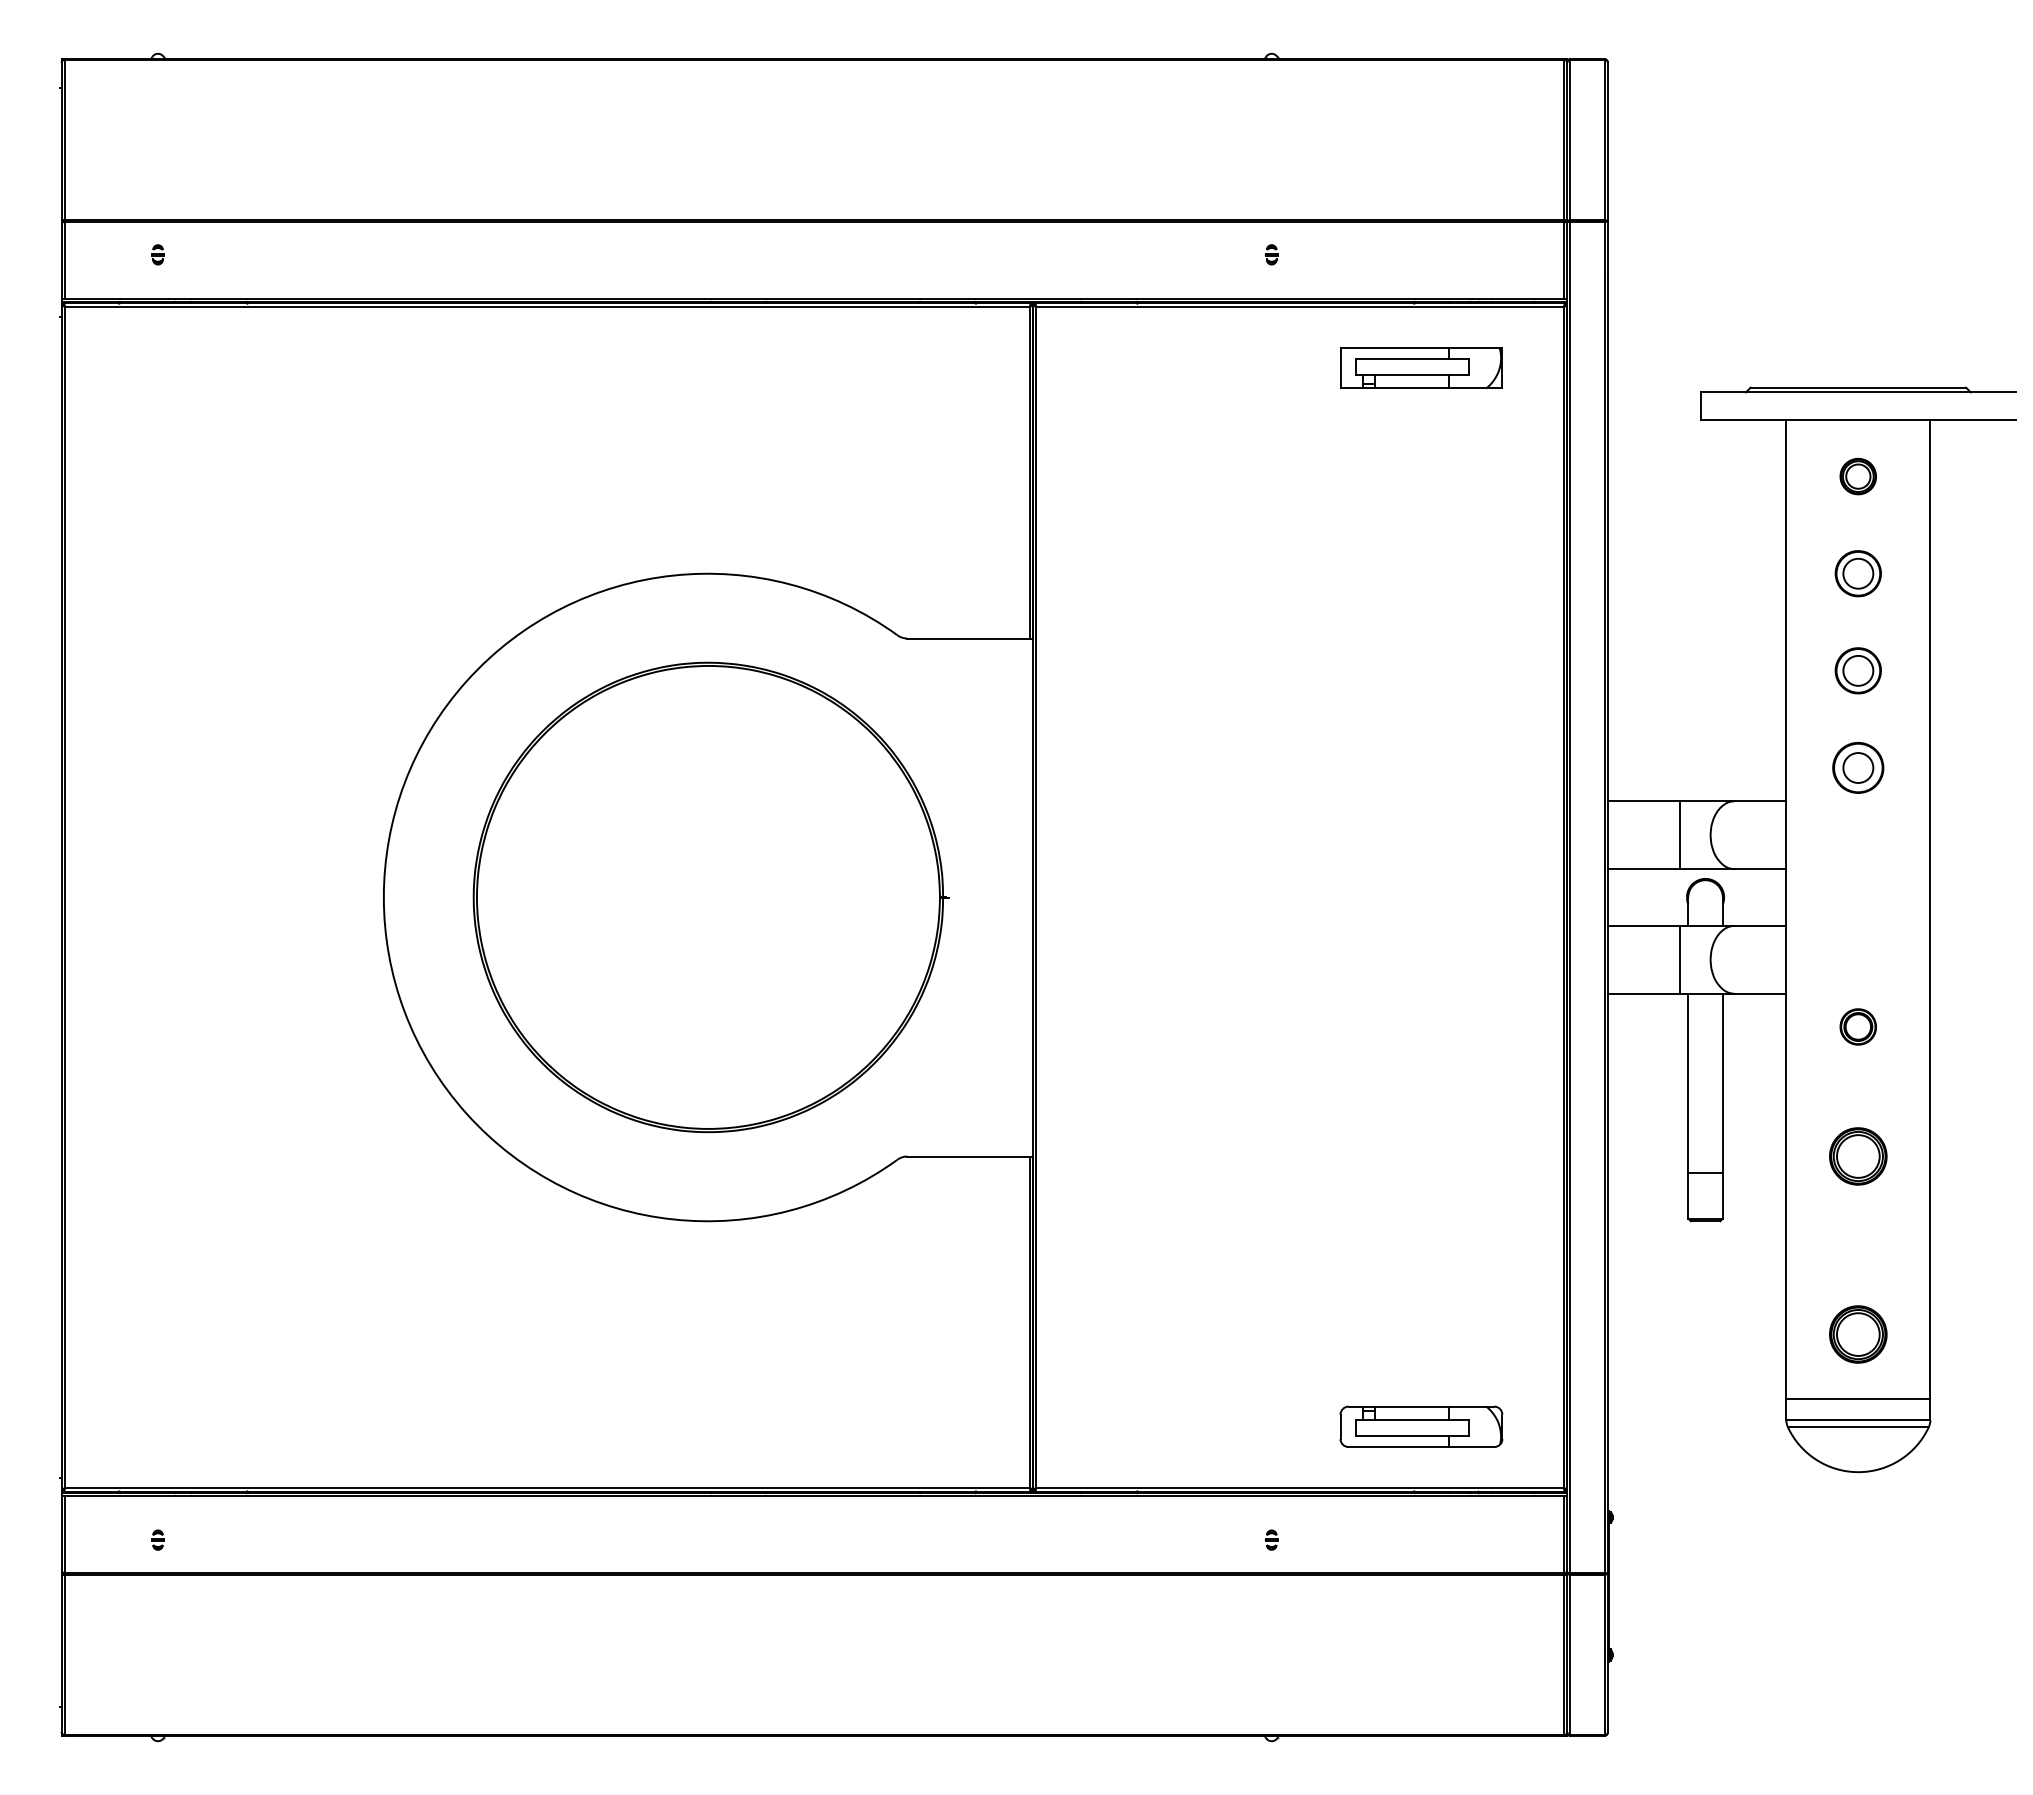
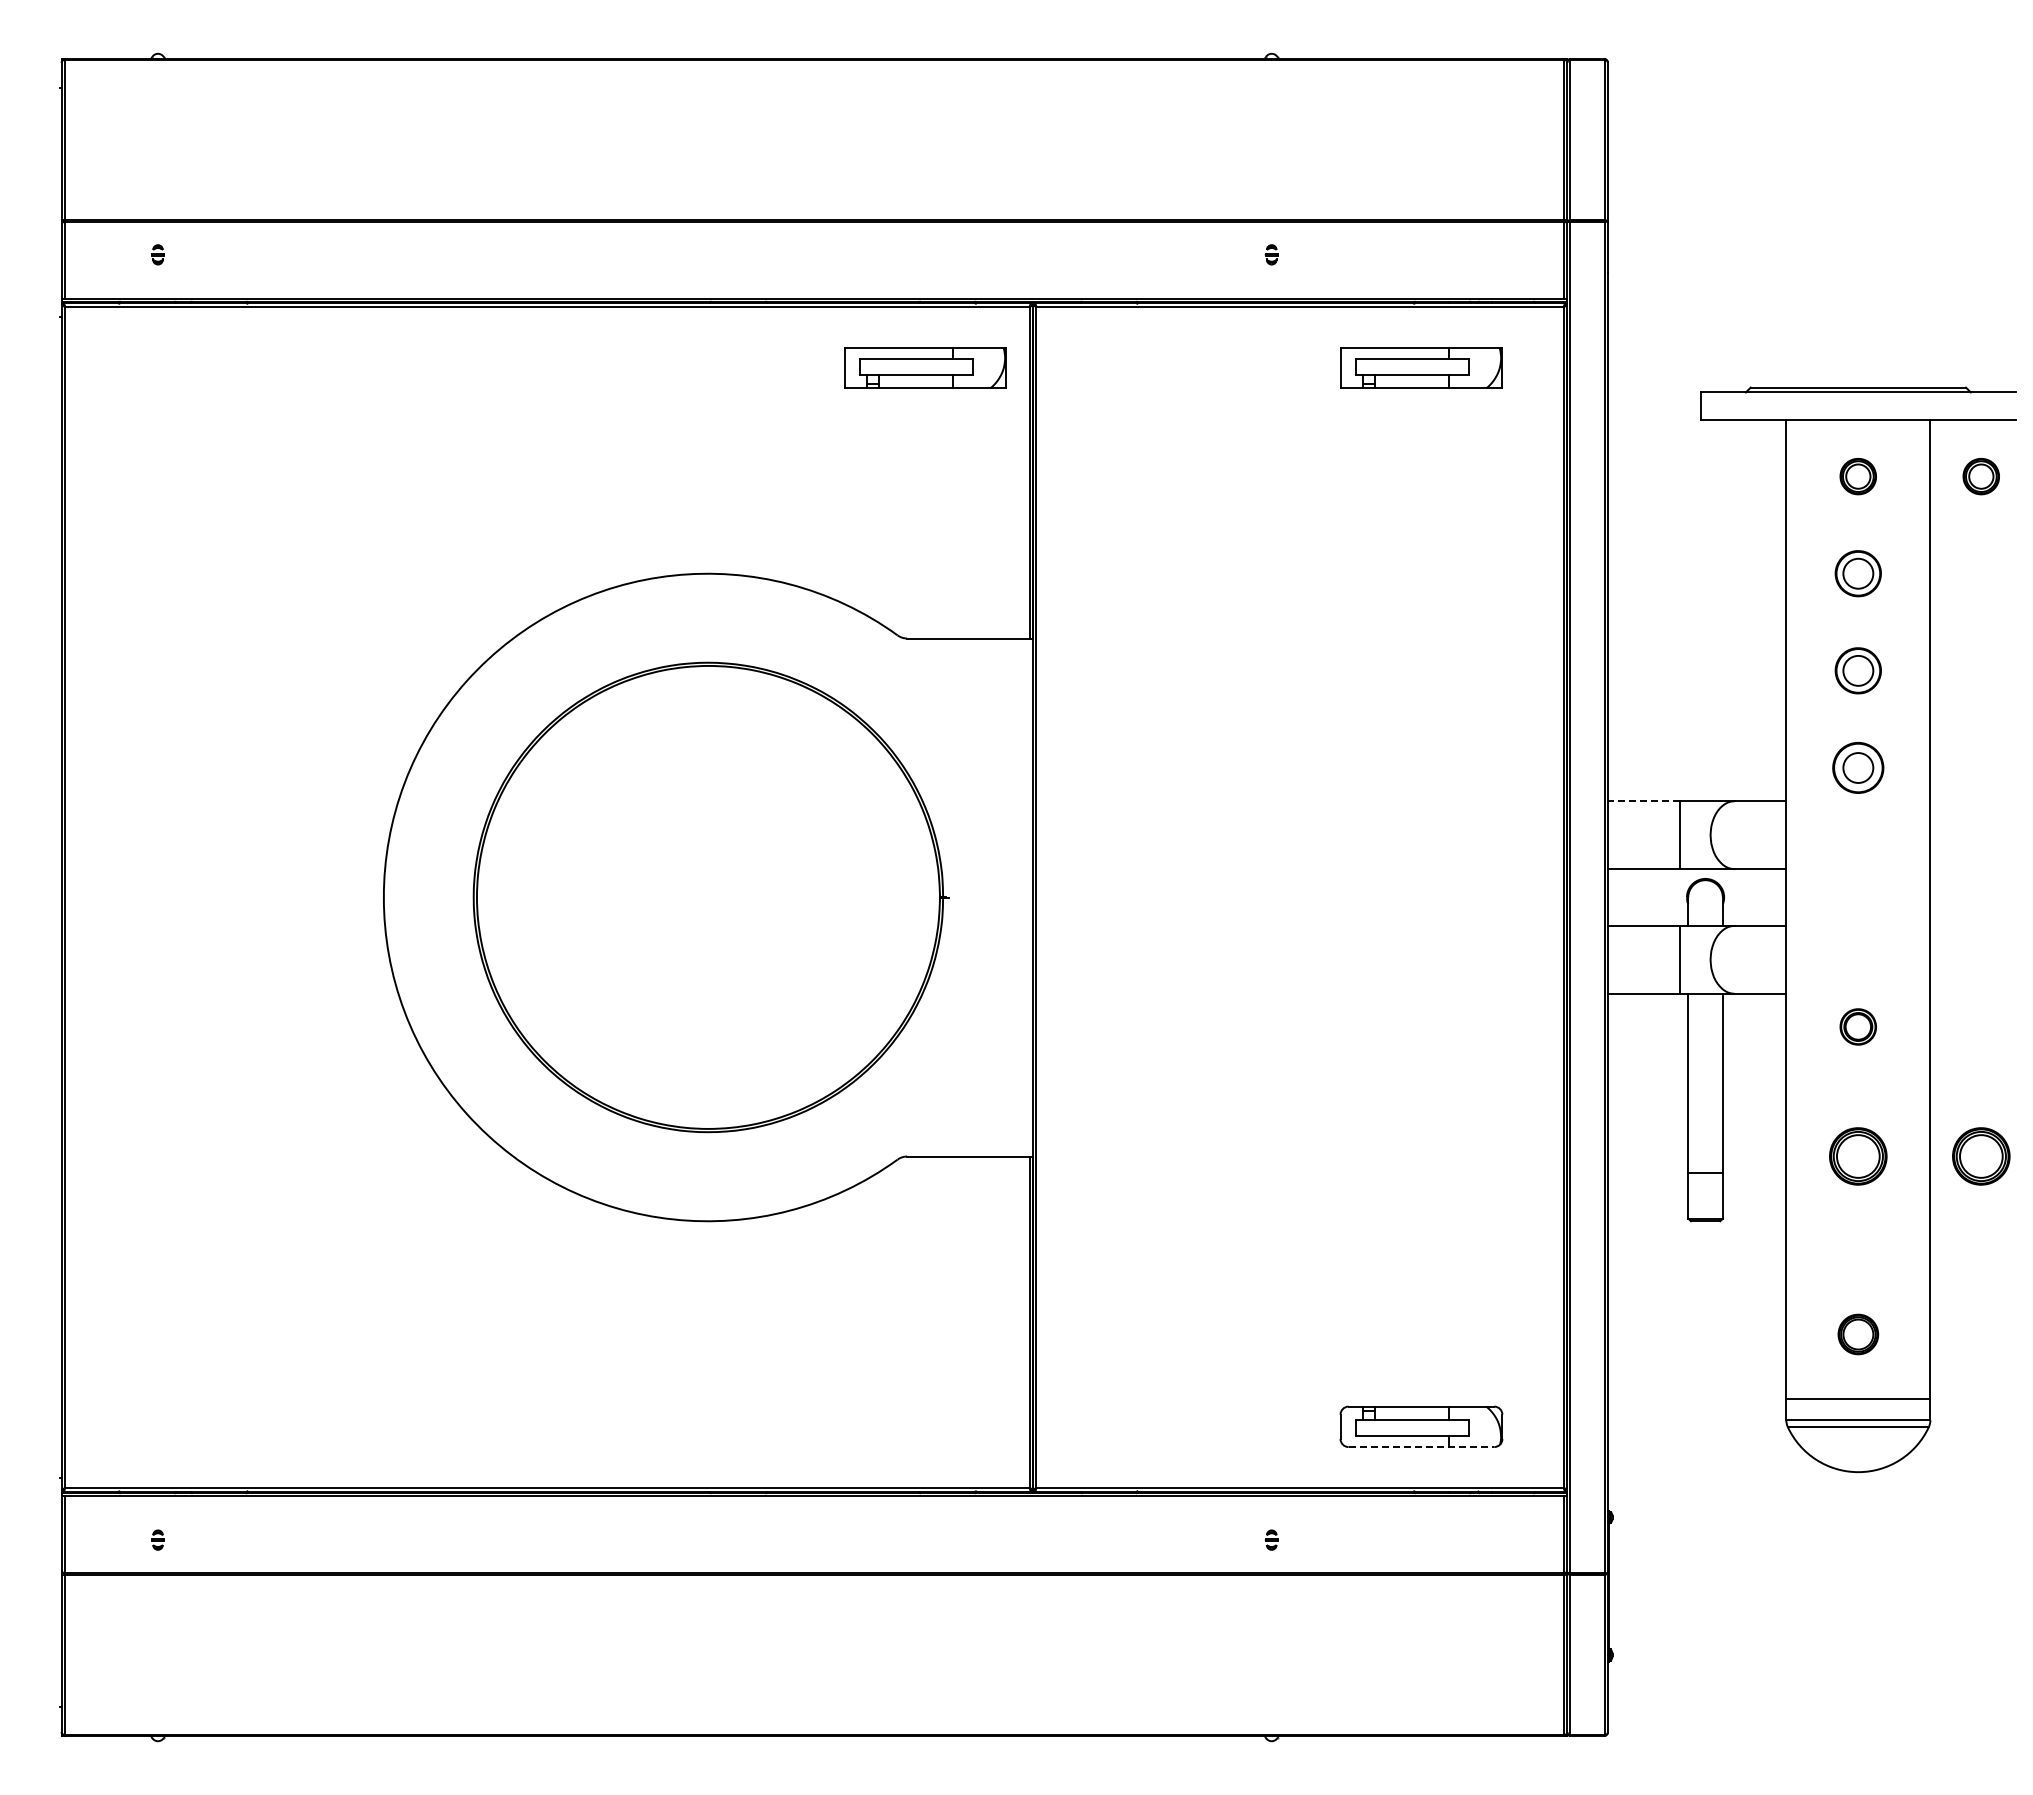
part: none -> present (925, 367)
part: none -> present (1980, 476)
line: solid -> dashed (1643, 801)
part: none -> present (1981, 1156)
part size: 59x59 px -> 43x43 px (1858, 1334)
line: solid -> dashed (1421, 1447)
